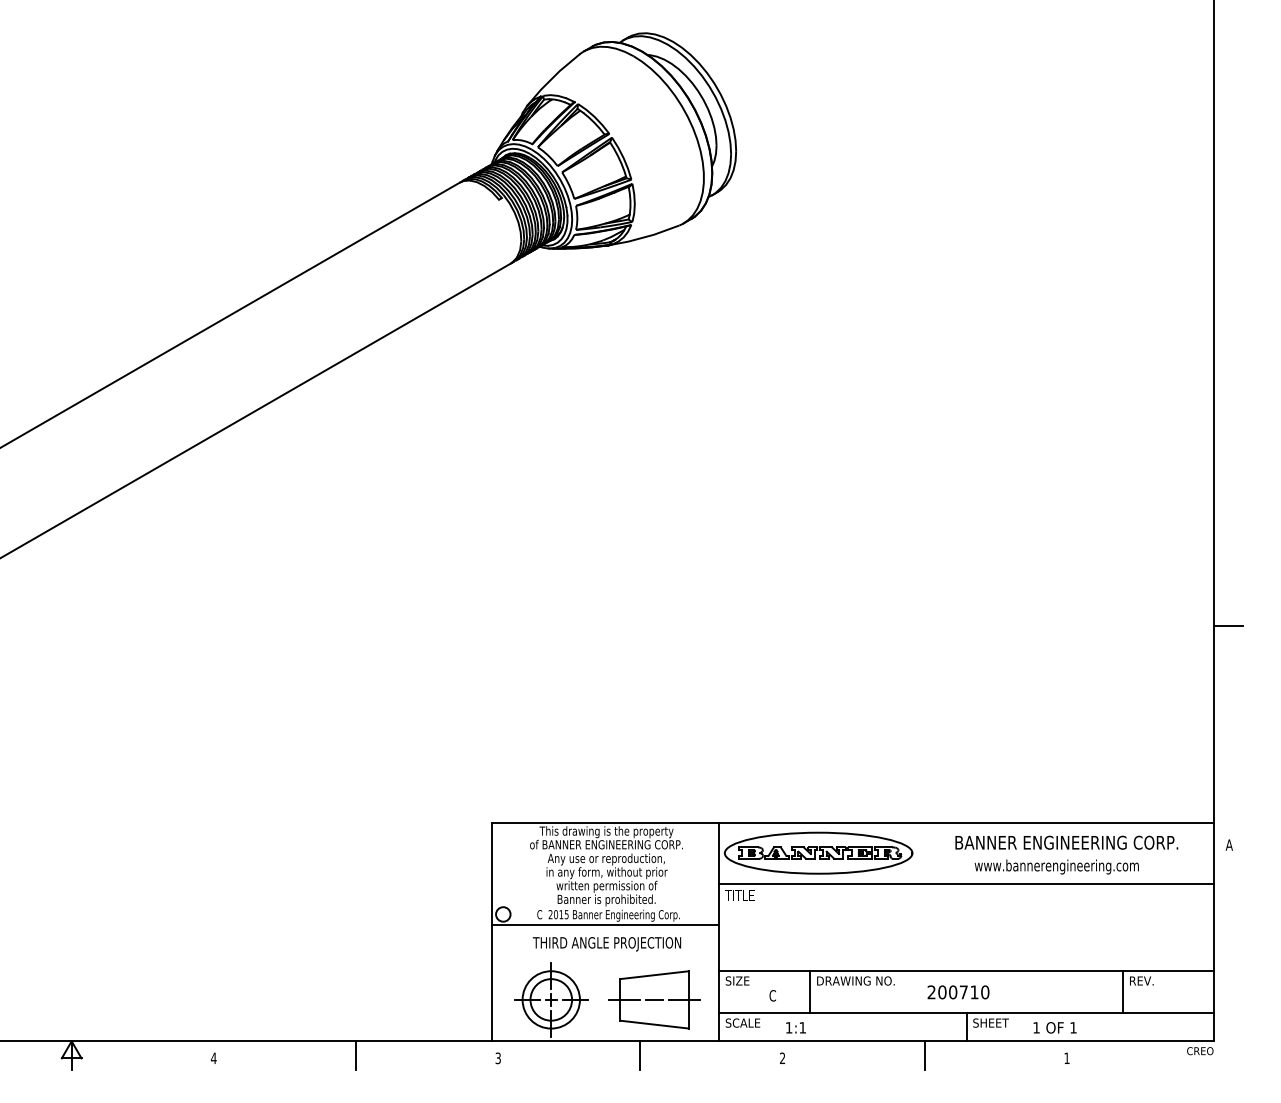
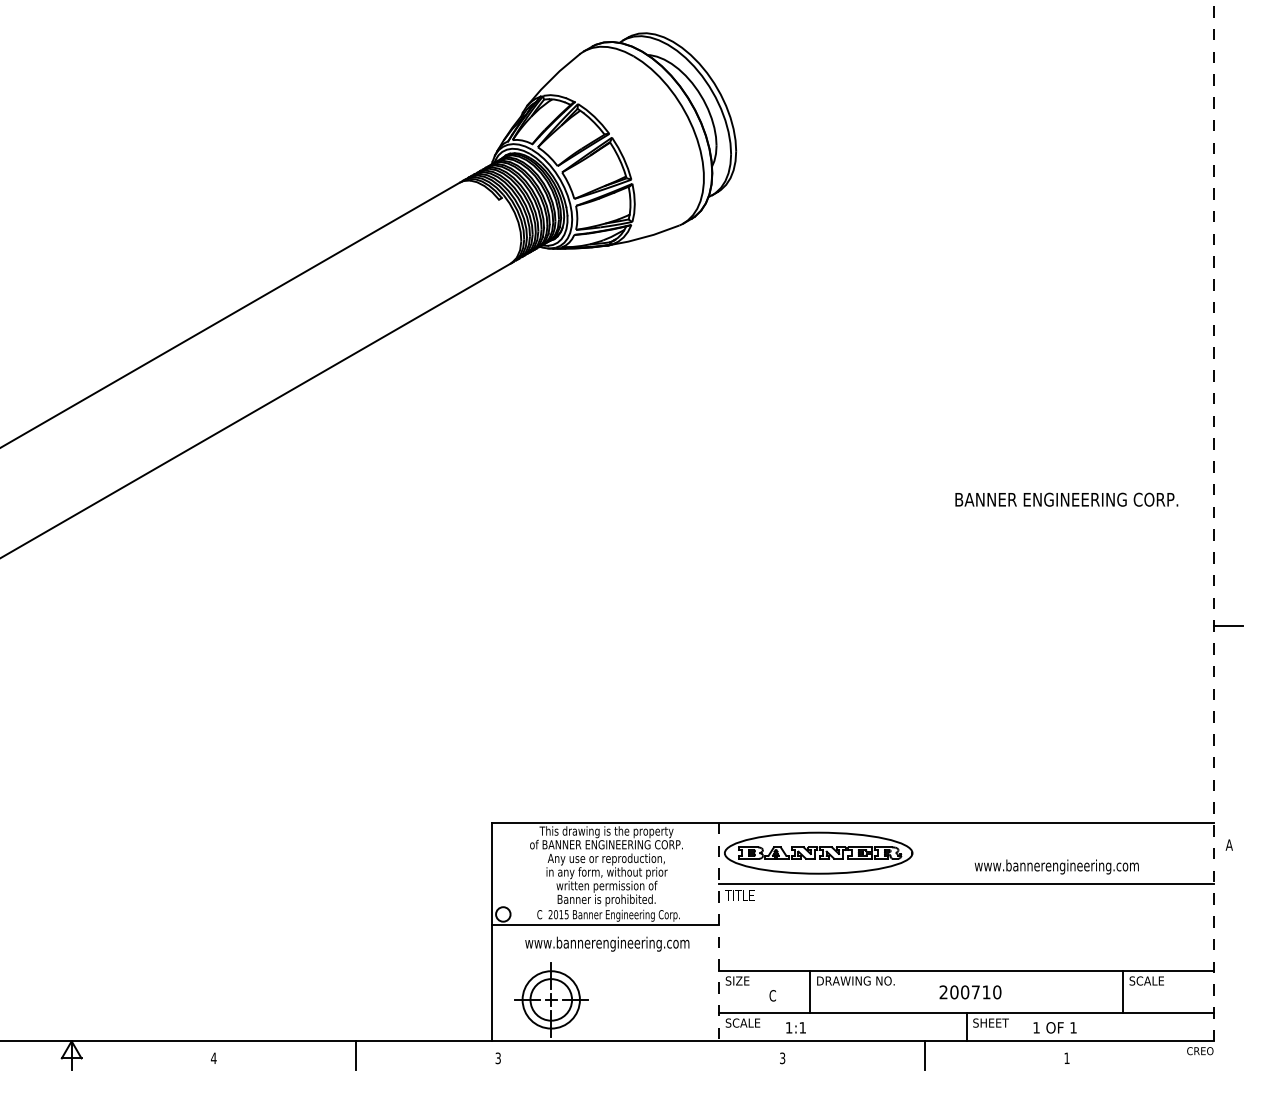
line: solid -> dashed (1214, 520)
text position: (1066, 842) -> (1066, 499) (1066, 499)
line: solid -> dashed (719, 932)
text: THIRD ANGLE PROJECTION -> www.bannerengineering.com (607, 943)
text: REV. -> SCALE (1146, 980)
text position: (958, 992) -> (970, 992) (970, 992)
part: present -> none (654, 999)
line: present -> none (640, 1055)
text: 2 -> 3 (782, 1058)
